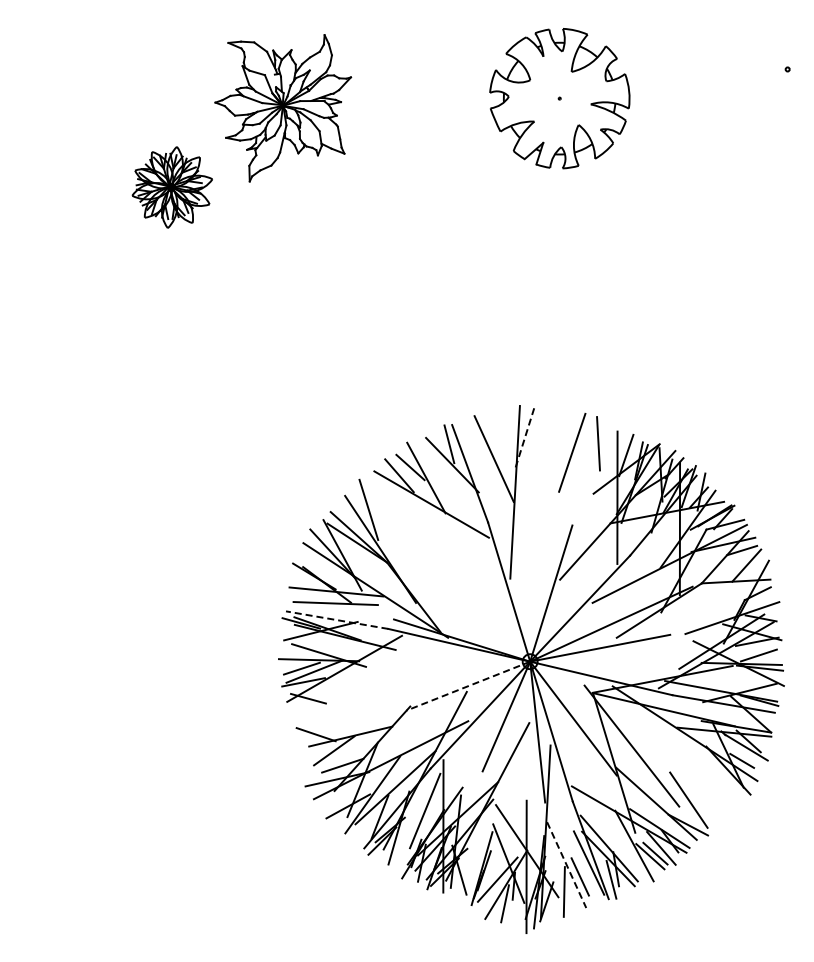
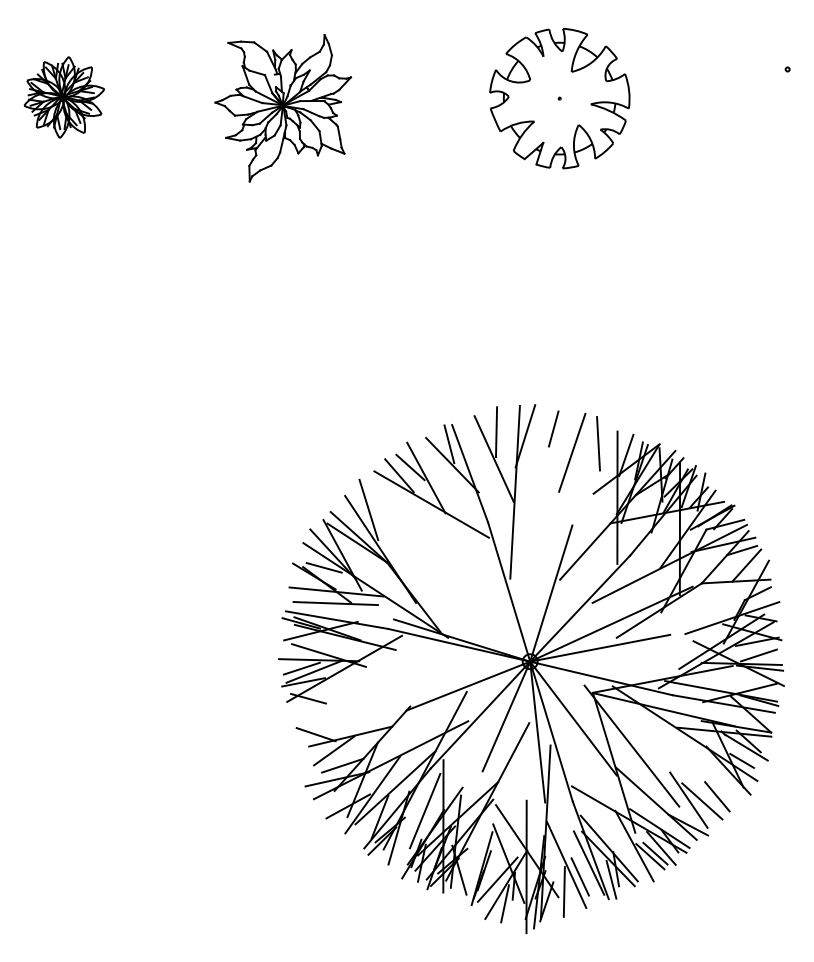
part position: (171, 187) -> (63, 97) (63, 97)
line: none -> present (553, 428)
line: none -> present (496, 432)
line: dashed -> solid (525, 436)
line: none -> present (323, 567)
line: dashed -> solid (337, 620)
line: dashed -> solid (467, 686)
line: none -> present (717, 796)
line: none -> present (702, 801)
line: dashed -> solid (566, 865)
